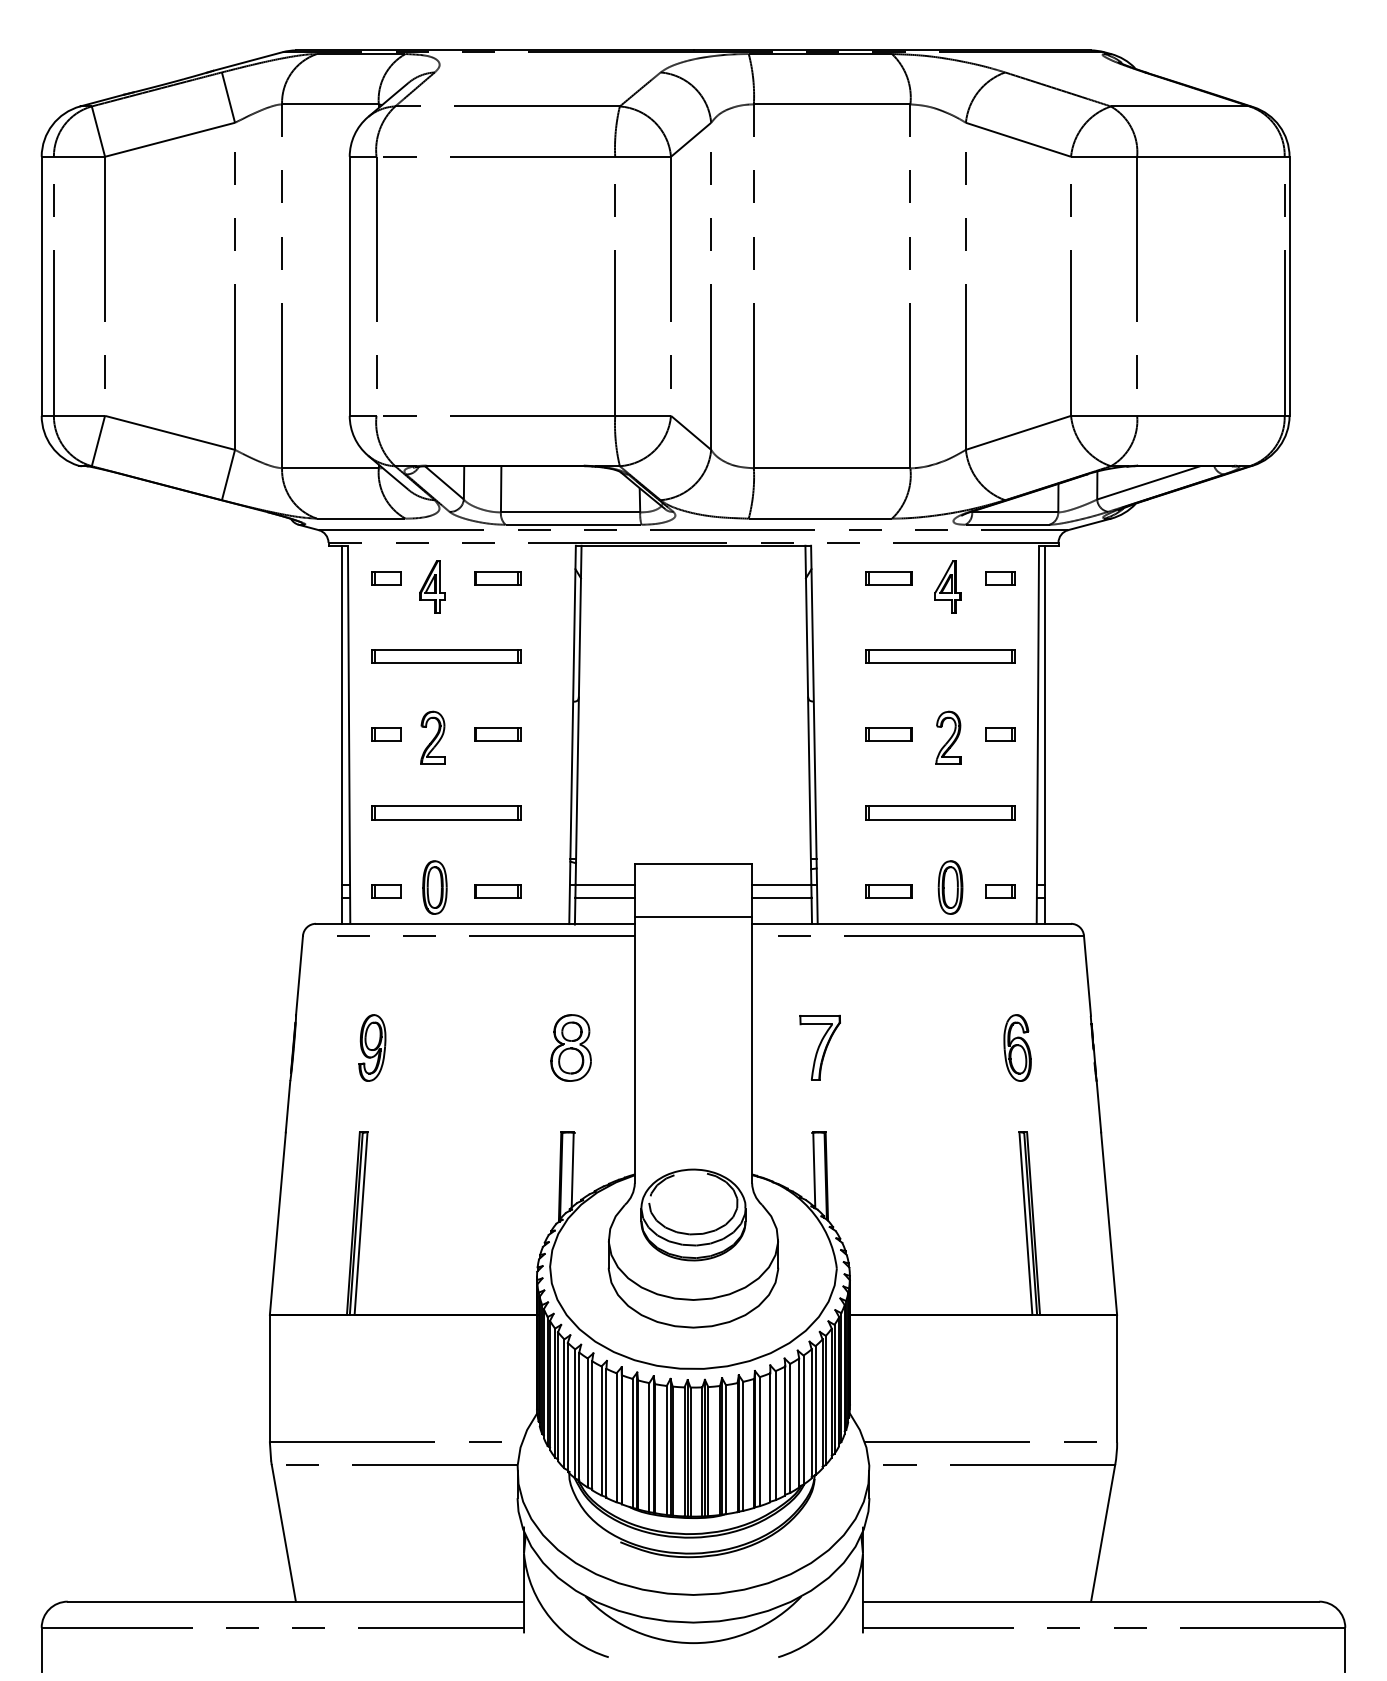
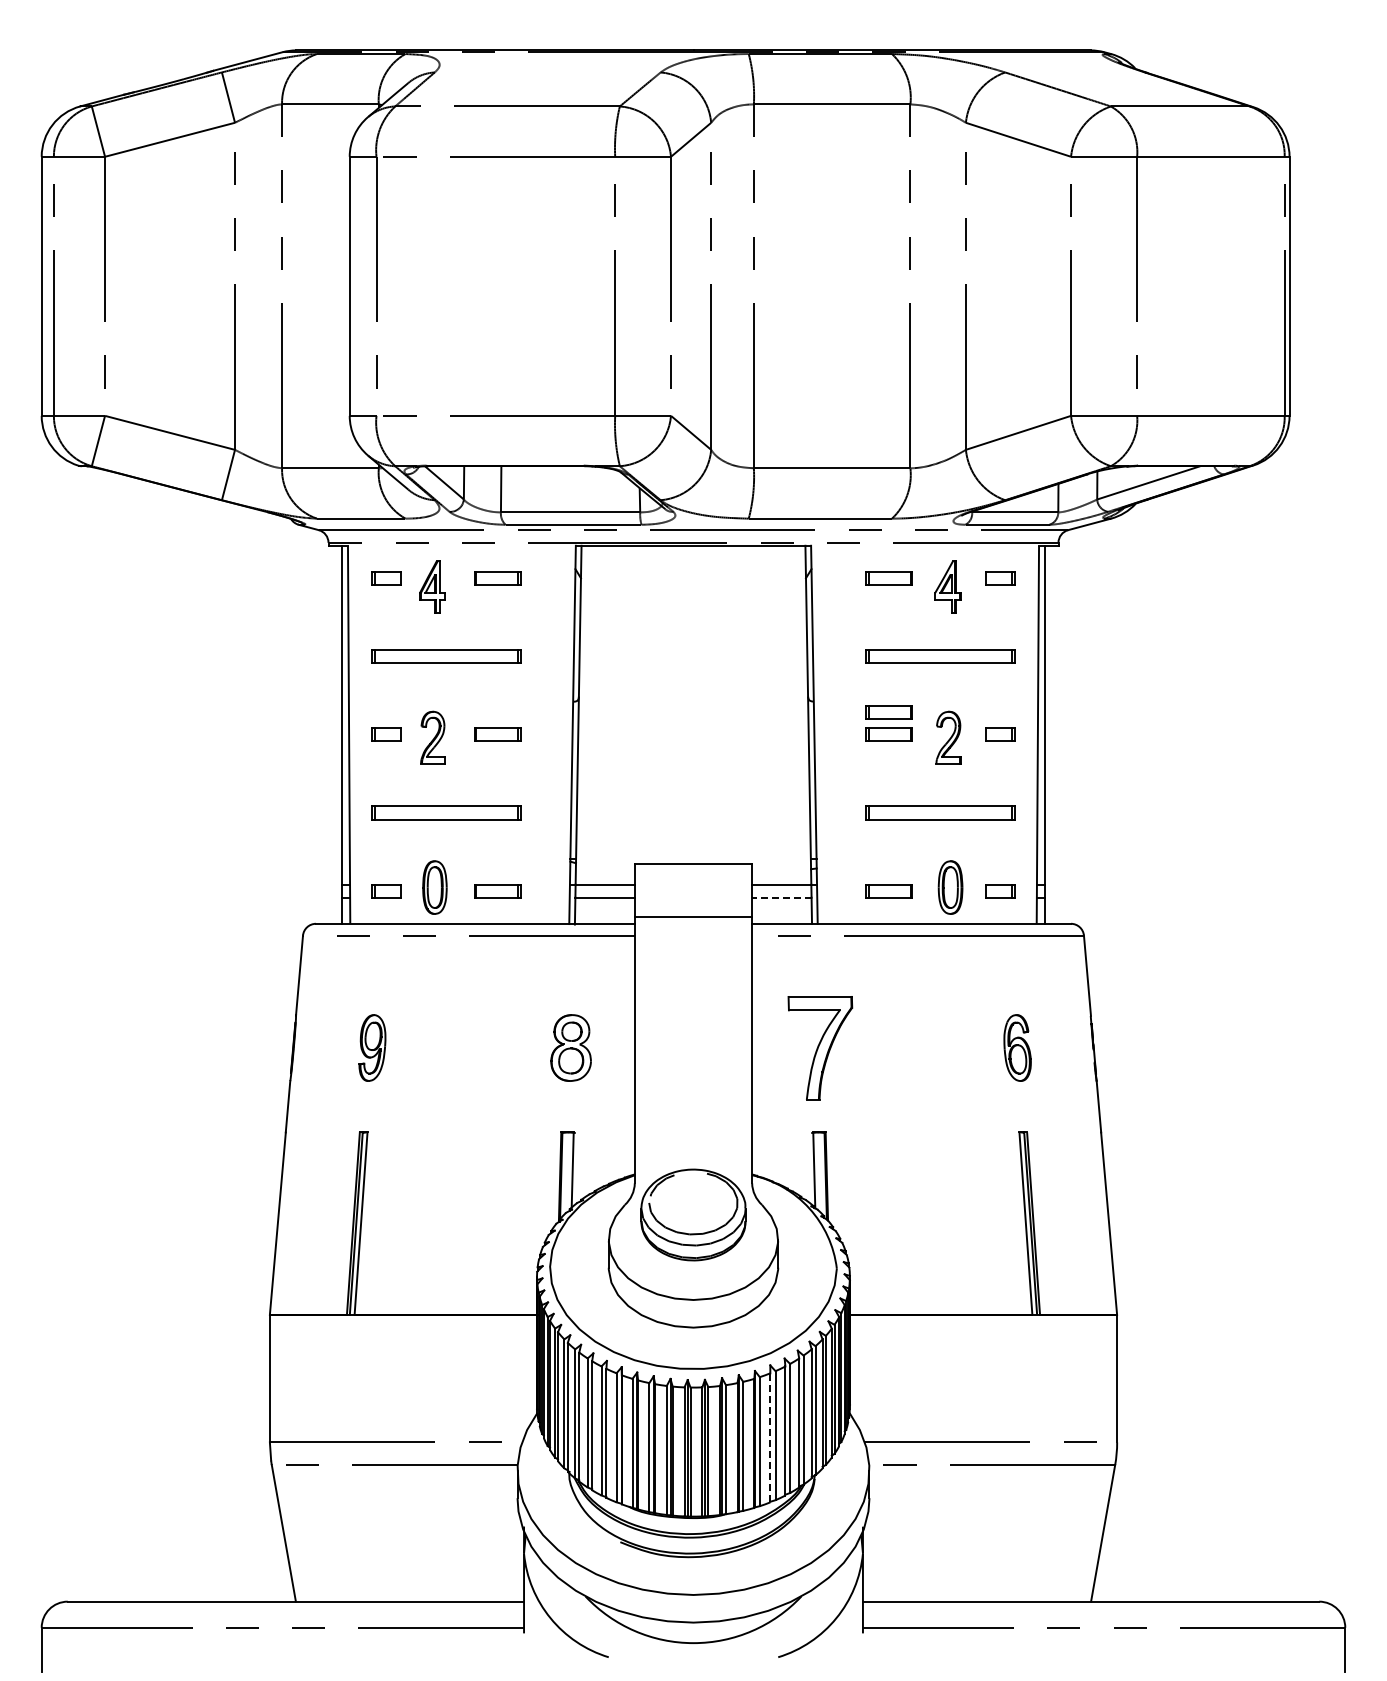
part: none -> present (888, 712)
line: solid -> dashed (781, 897)
part size: 42x67 px -> 67x105 px (820, 1048)
line: solid -> dashed (770, 1437)
